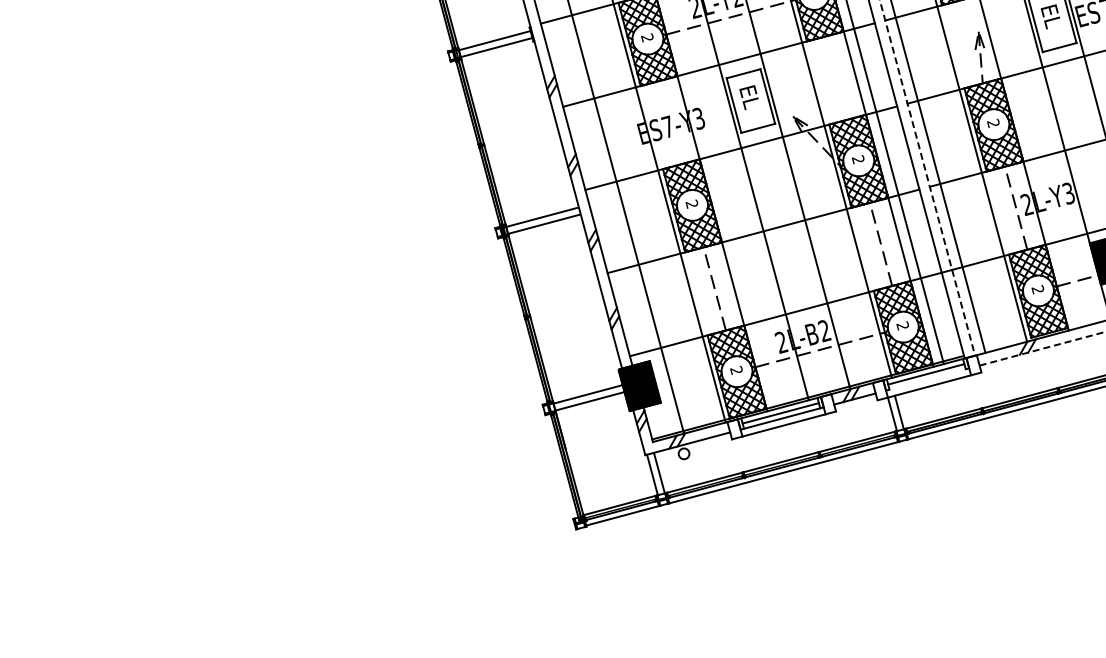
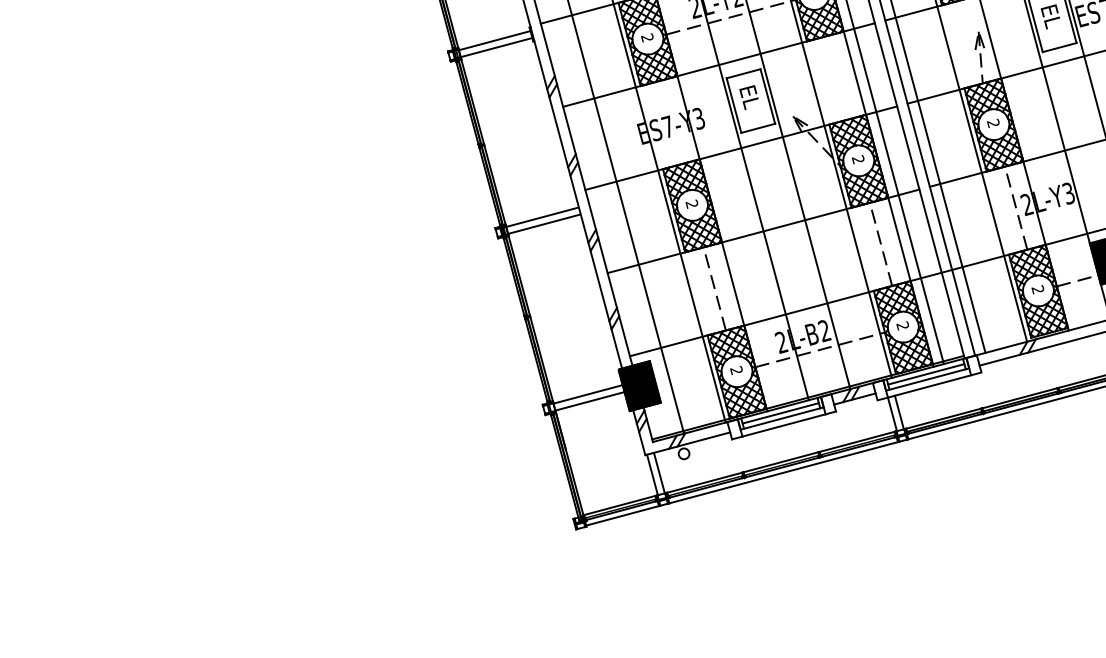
line: dashed -> solid (927, 177)
line: dashed -> solid (1043, 348)
line: none -> present (927, 379)
